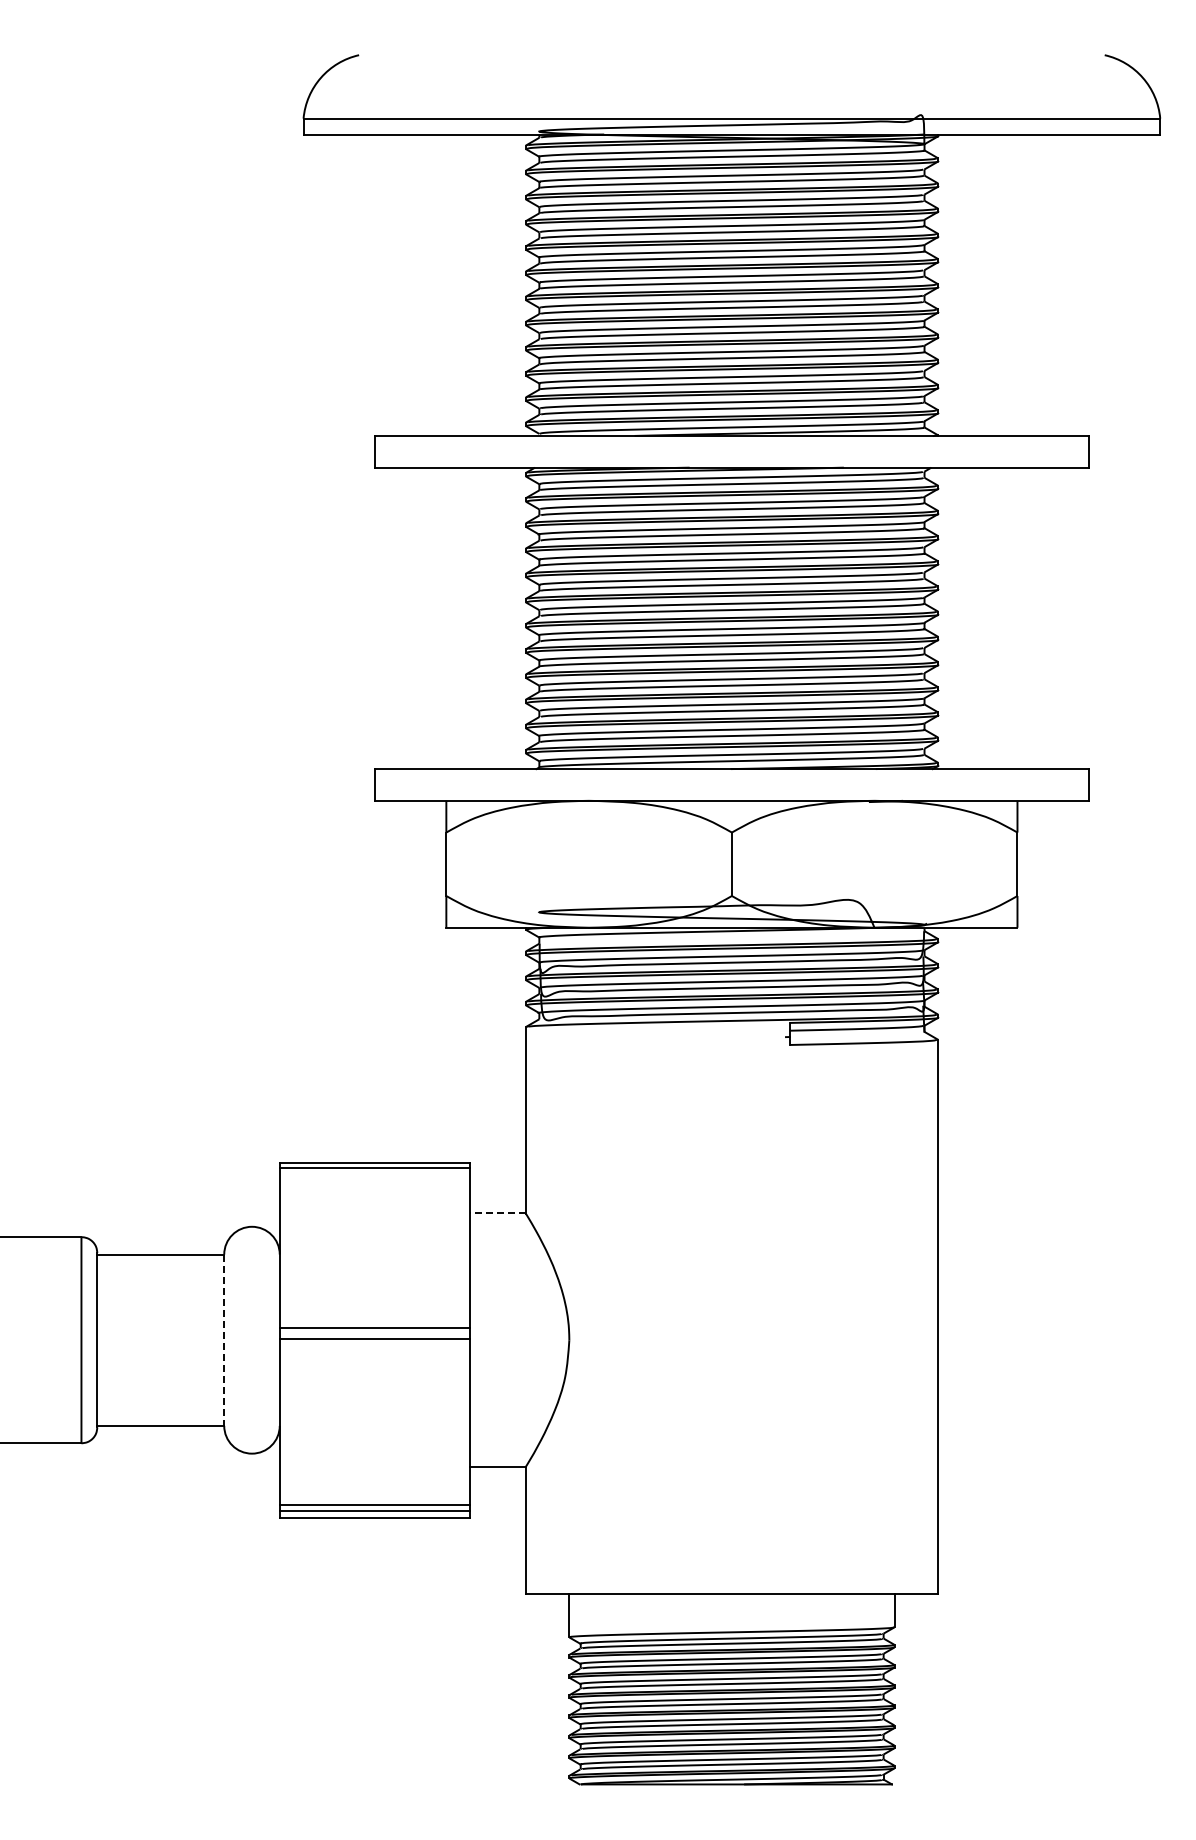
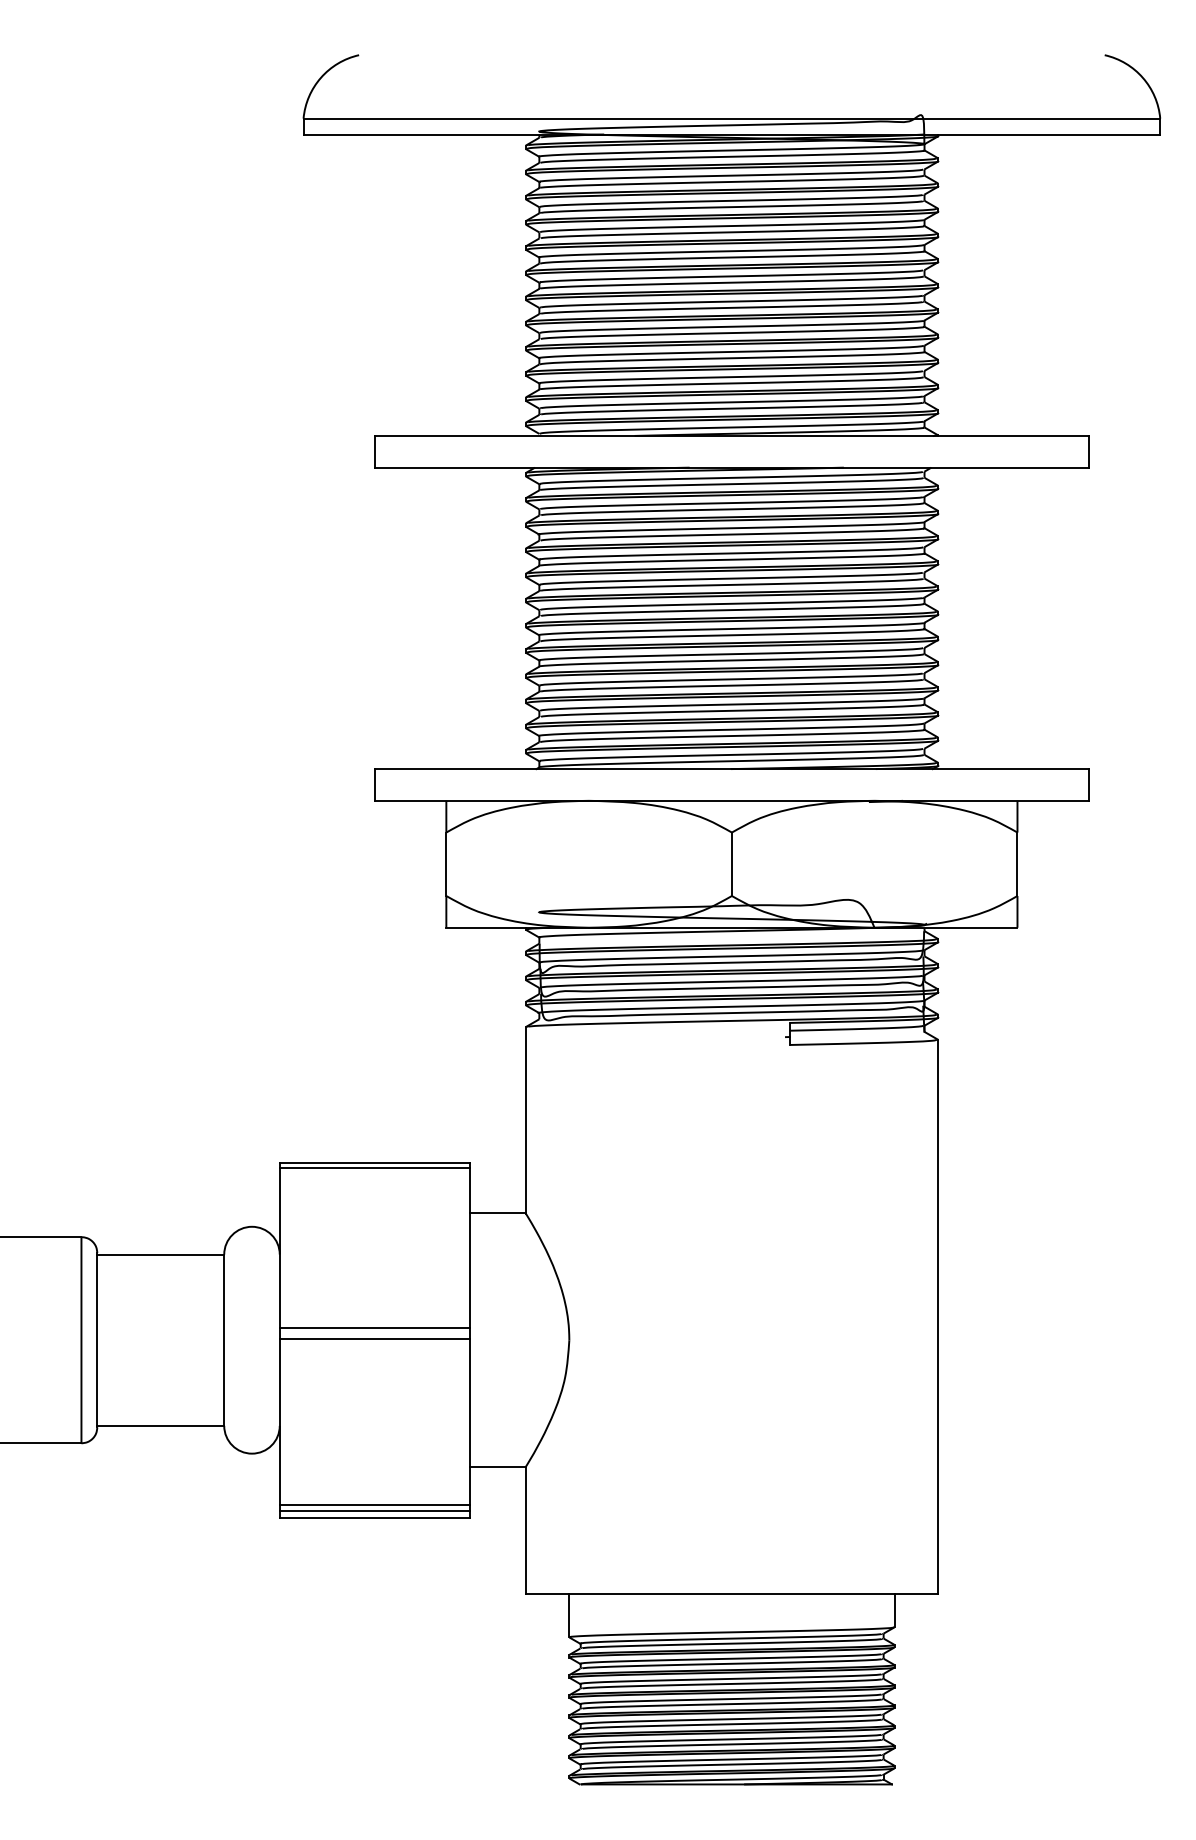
line: dashed -> solid (498, 1213)
line: dashed -> solid (224, 1340)
